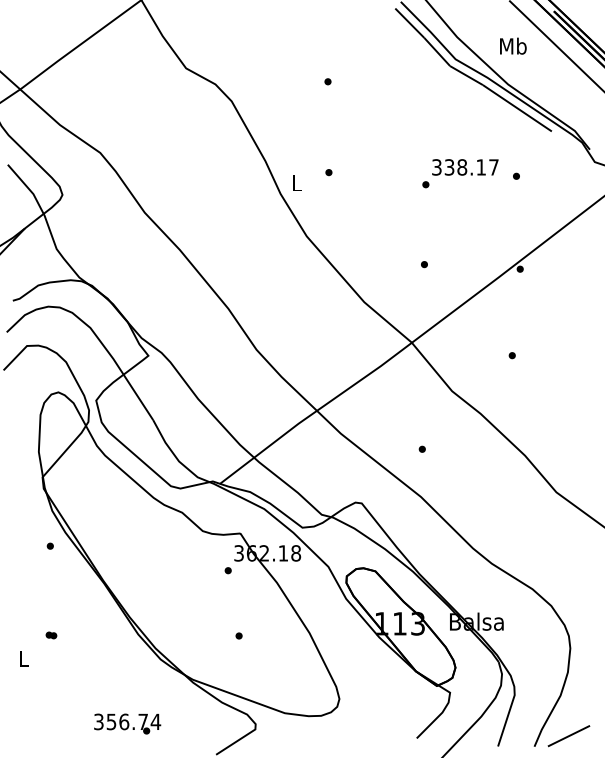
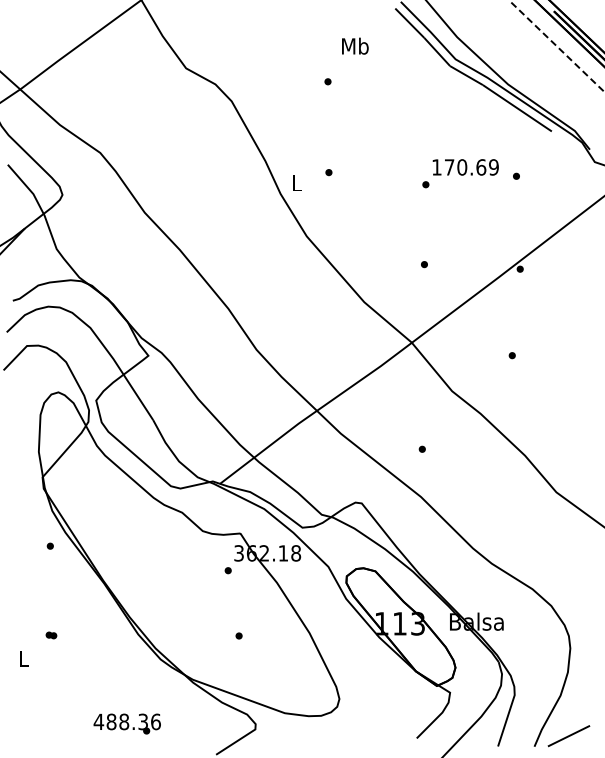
text position: (513, 45) -> (355, 45) (355, 45)
line: solid -> dashed (556, 46)
text: 338.17 -> 170.69 (465, 167)
text: 356.74 -> 488.36 (127, 721)
